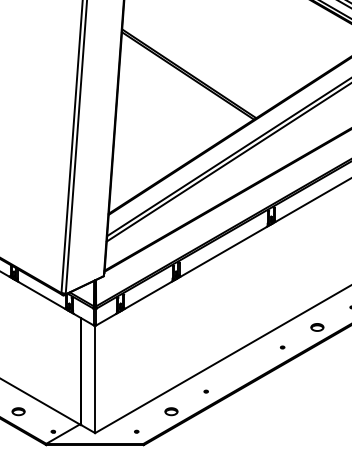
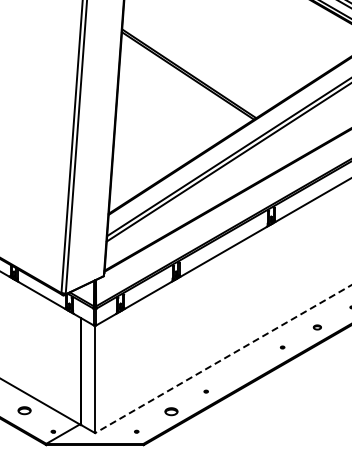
part size: 15x9 px -> 10x7 px (316, 327)
line: solid -> dashed (223, 359)
part position: (18, 411) -> (24, 410) (24, 410)
